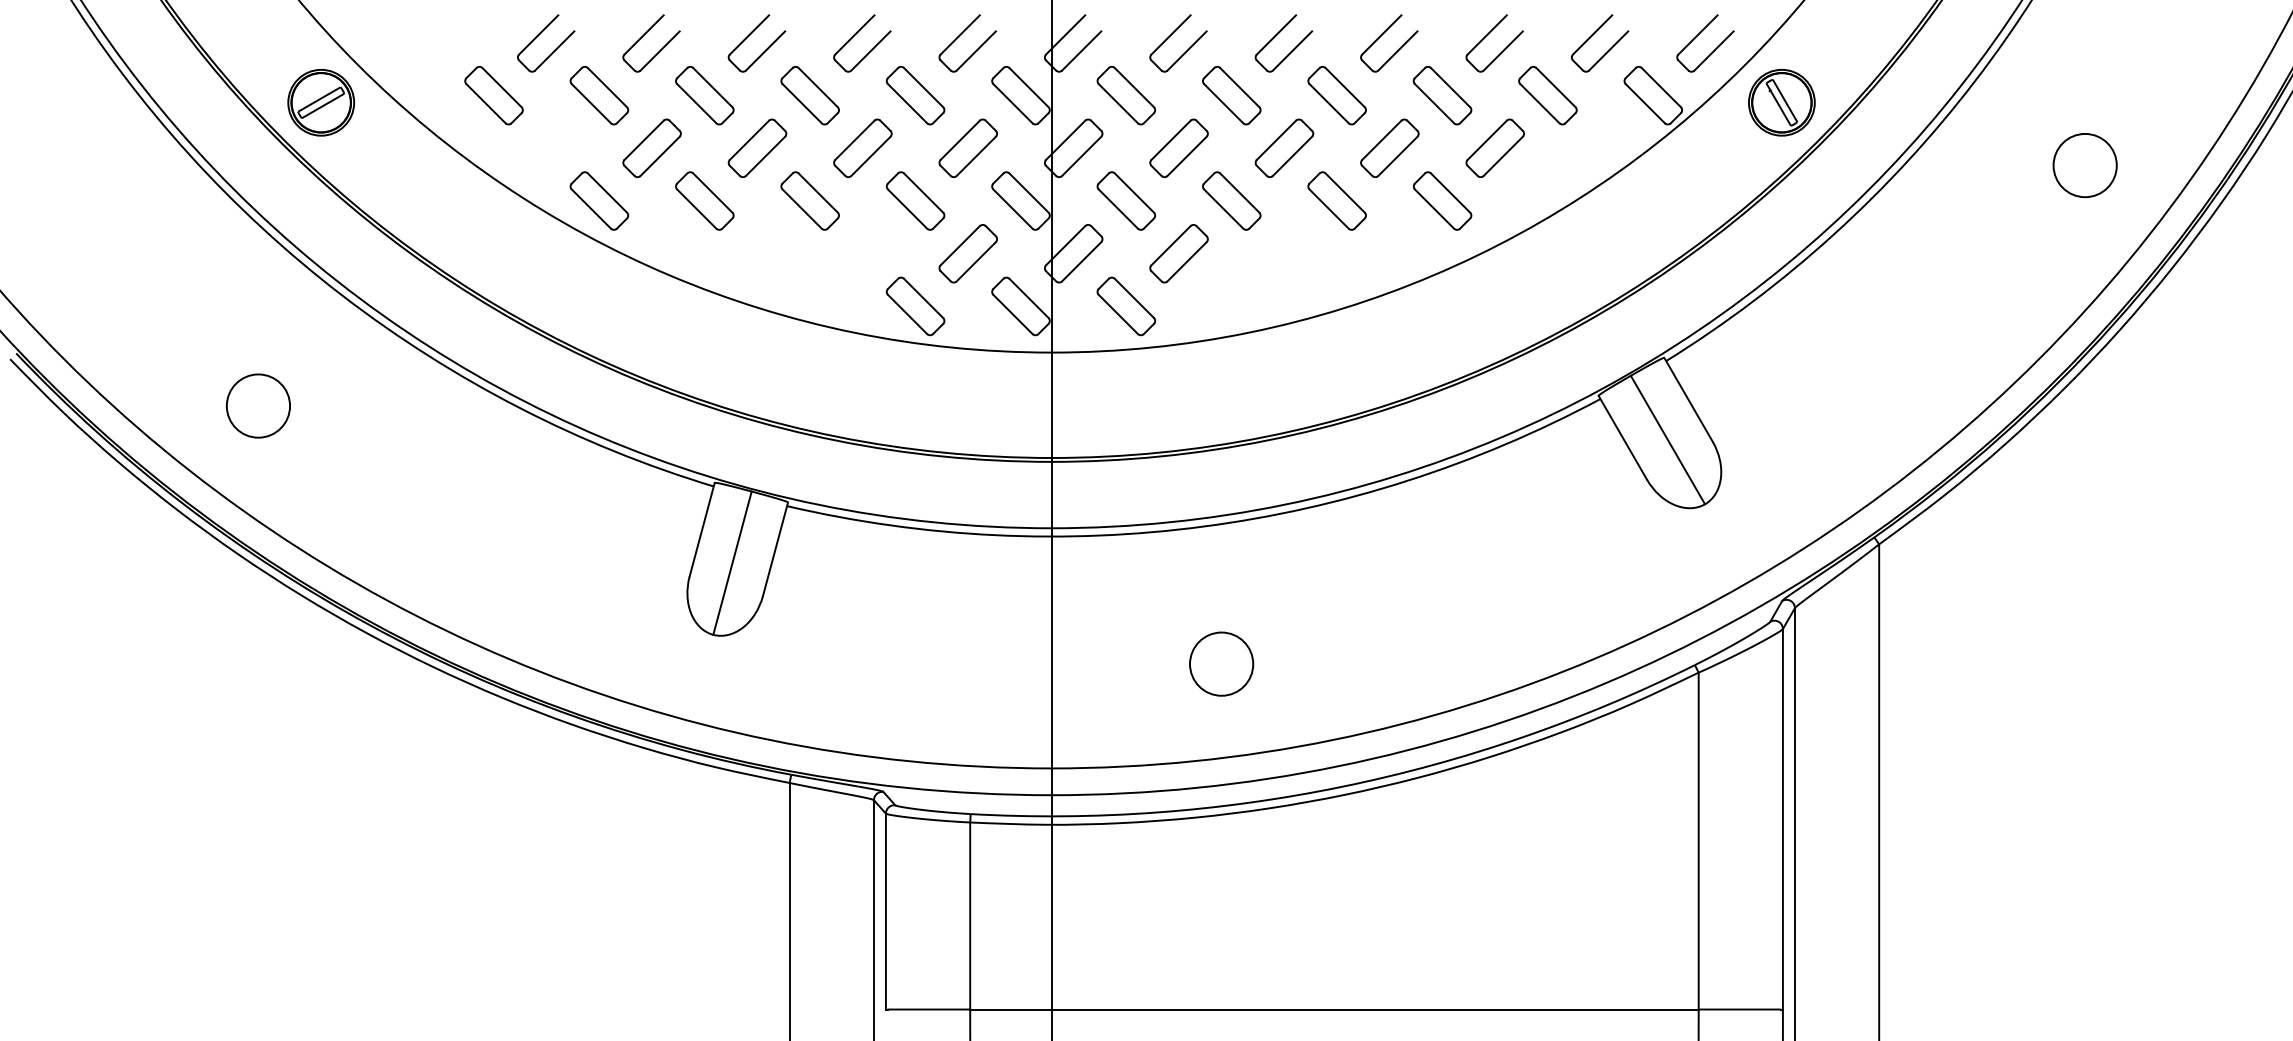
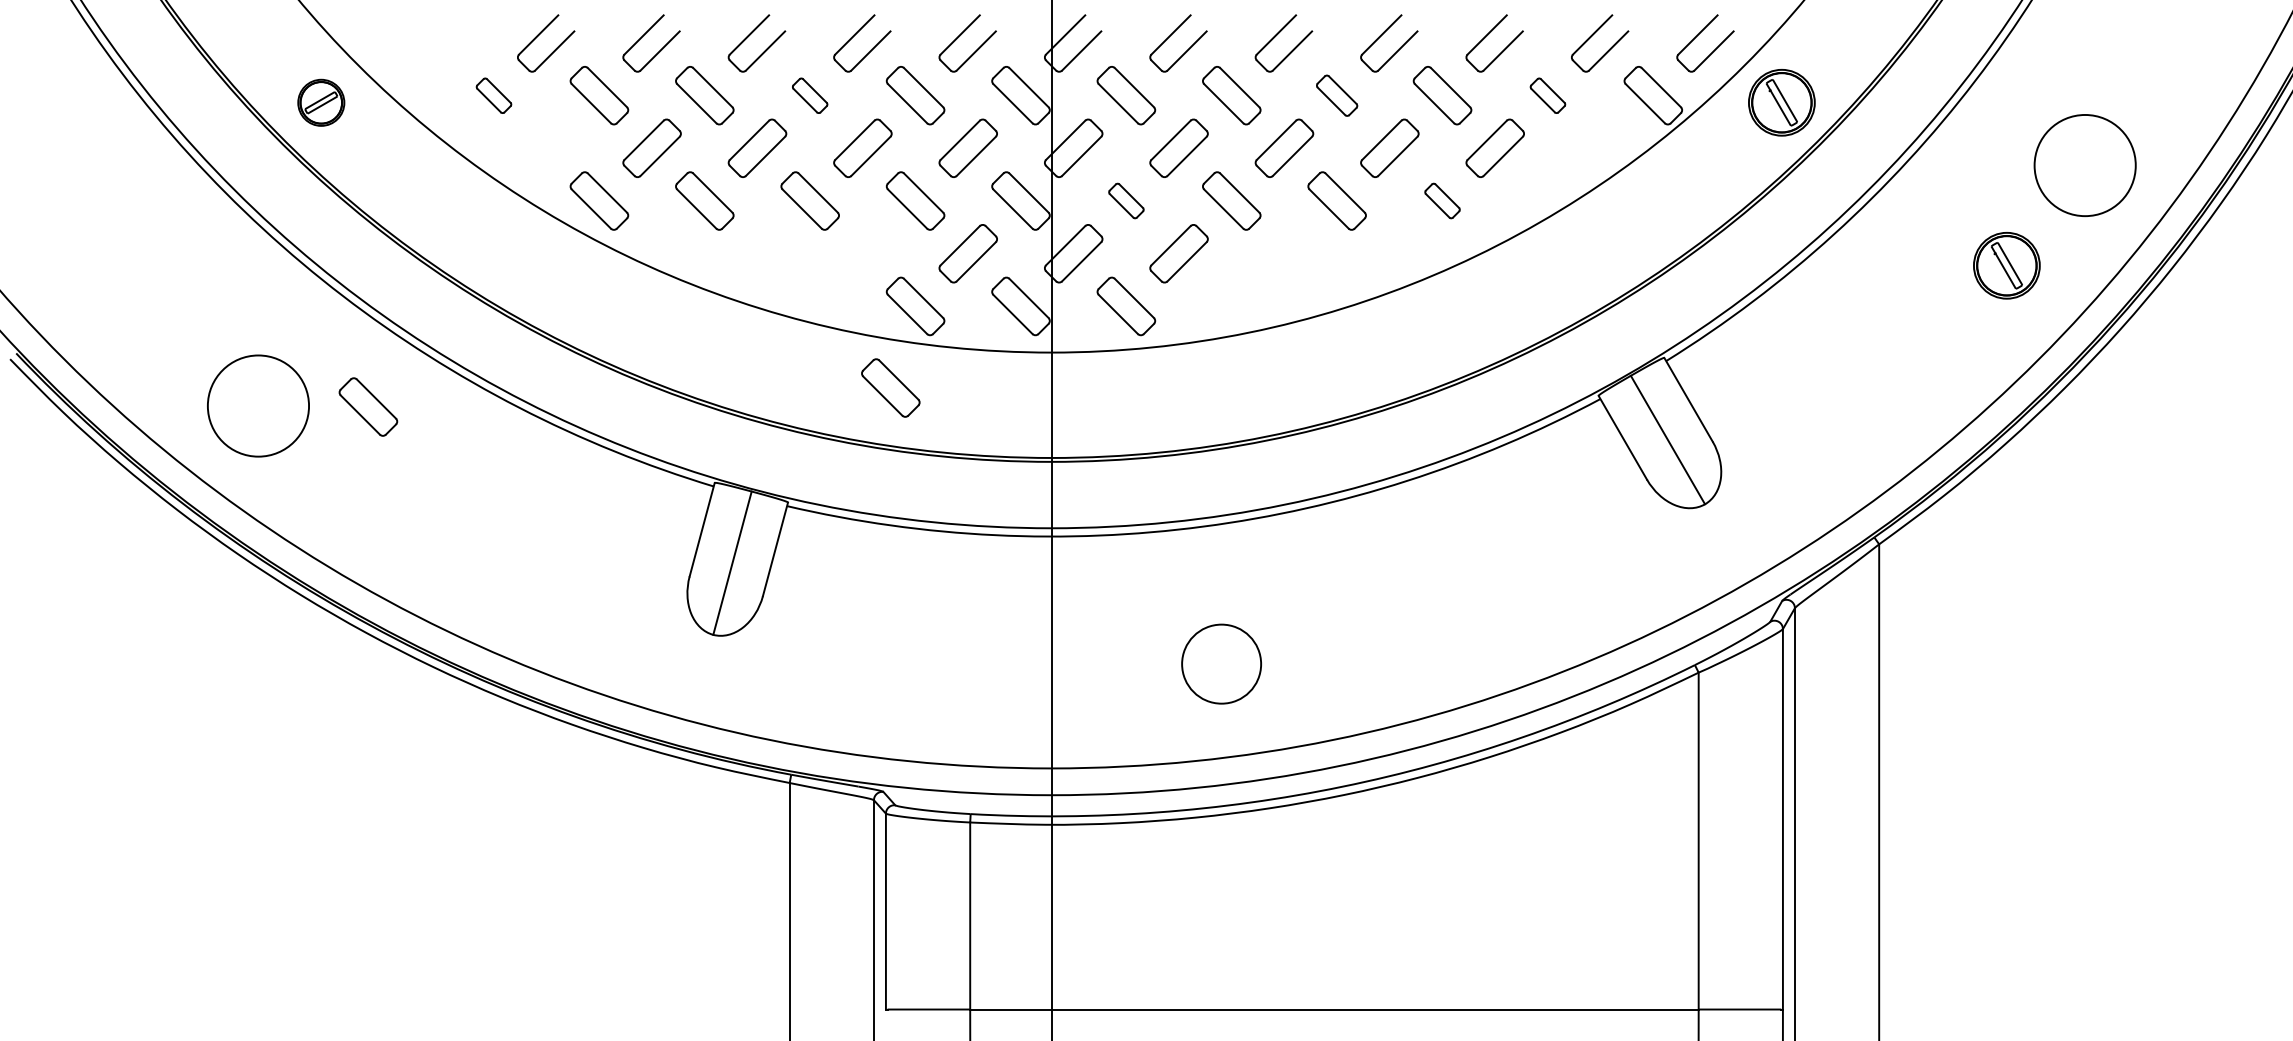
part size: 60x60 px -> 38x37 px (493, 95)
part size: 60x60 px -> 37x37 px (810, 95)
part size: 60x60 px -> 43x43 px (1337, 95)
part size: 60x60 px -> 38x37 px (1547, 95)
part size: 69x68 px -> 49x49 px (321, 102)
circle diameter: 63 px -> 101 px (2084, 165)
part size: 61x60 px -> 37x38 px (1126, 200)
part size: 61x60 px -> 37x38 px (1442, 200)
part: none -> present (2006, 265)
part: none -> present (890, 387)
circle diameter: 63 px -> 101 px (258, 405)
part: none -> present (368, 406)
circle diameter: 63 px -> 79 px (1221, 663)
